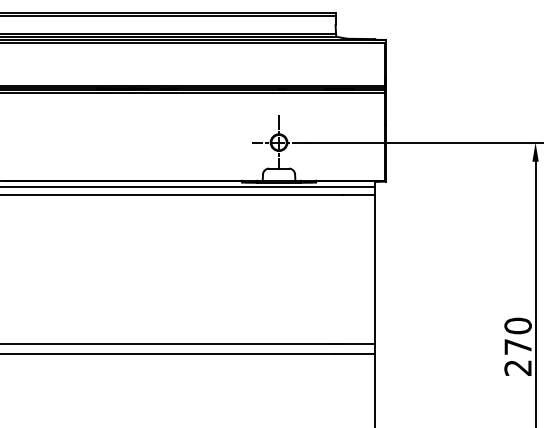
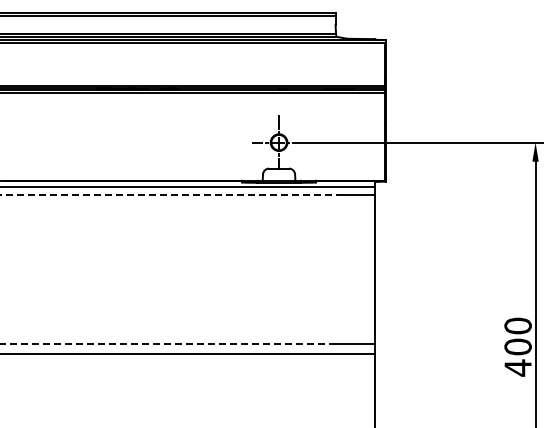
line: solid -> dashed (171, 195)
line: solid -> dashed (167, 343)
text: 270 -> 400 (517, 357)
